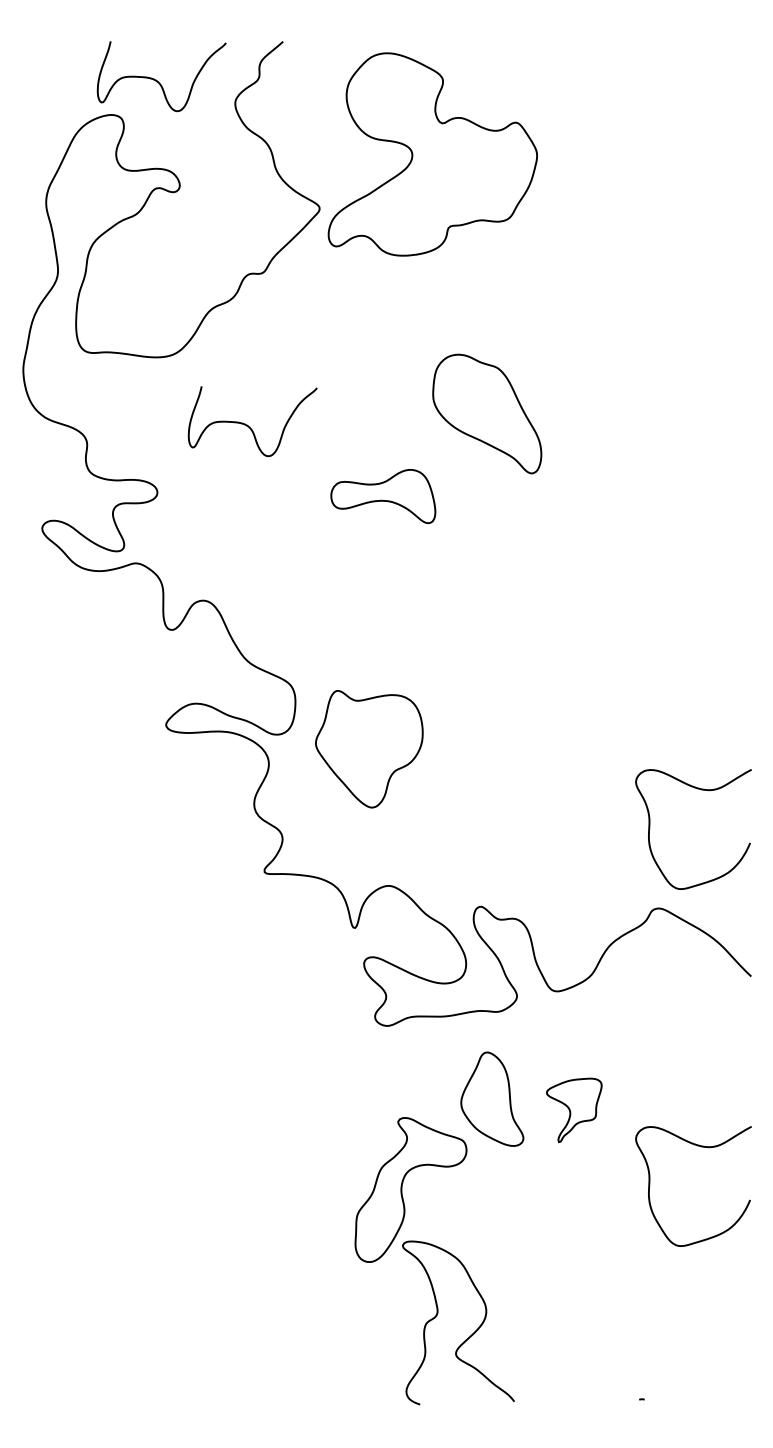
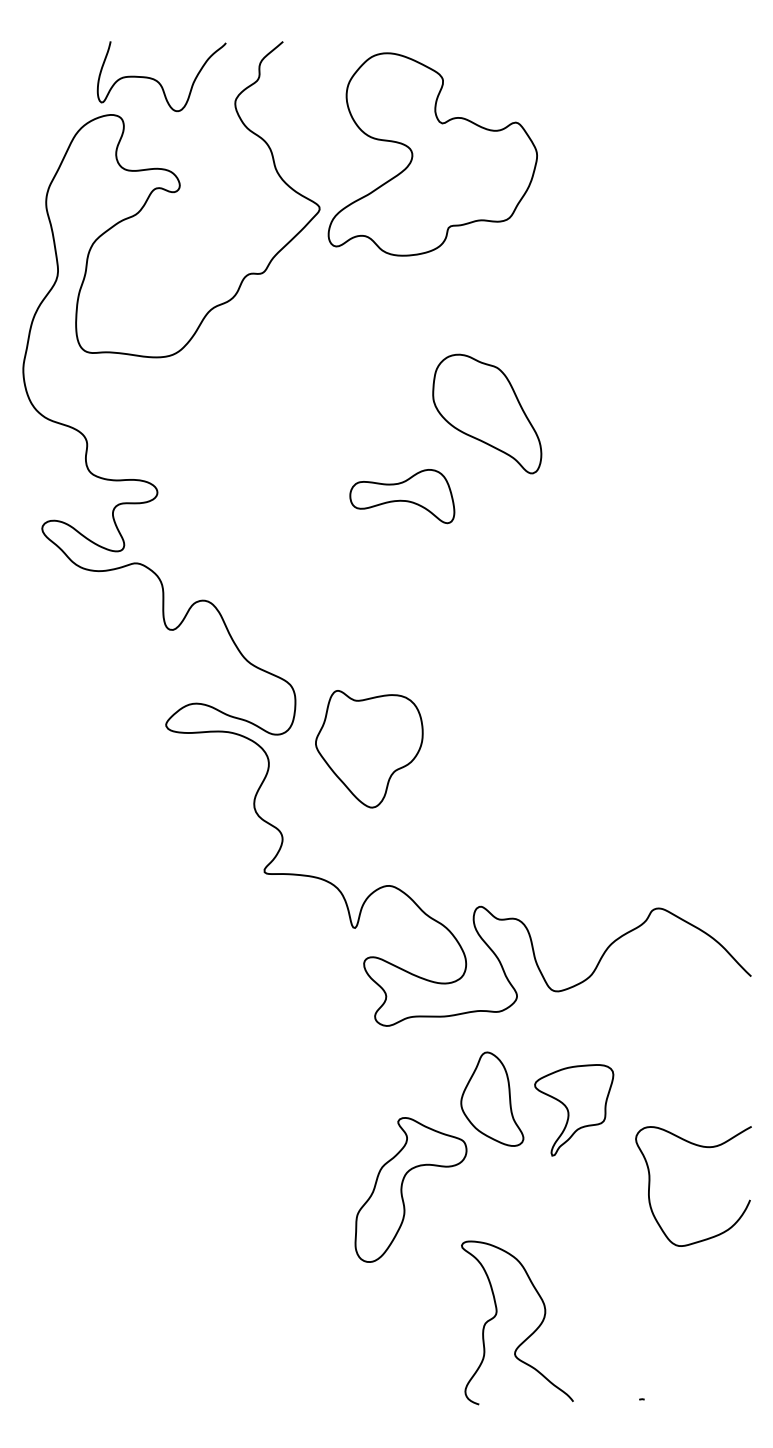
curve: present -> none (248, 425)
part position: (383, 496) -> (402, 496) (402, 496)
curve: present -> none (701, 790)
part size: 57x67 px -> 81x93 px (574, 1110)
curve position: (471, 1334) -> (530, 1334) (530, 1334)
